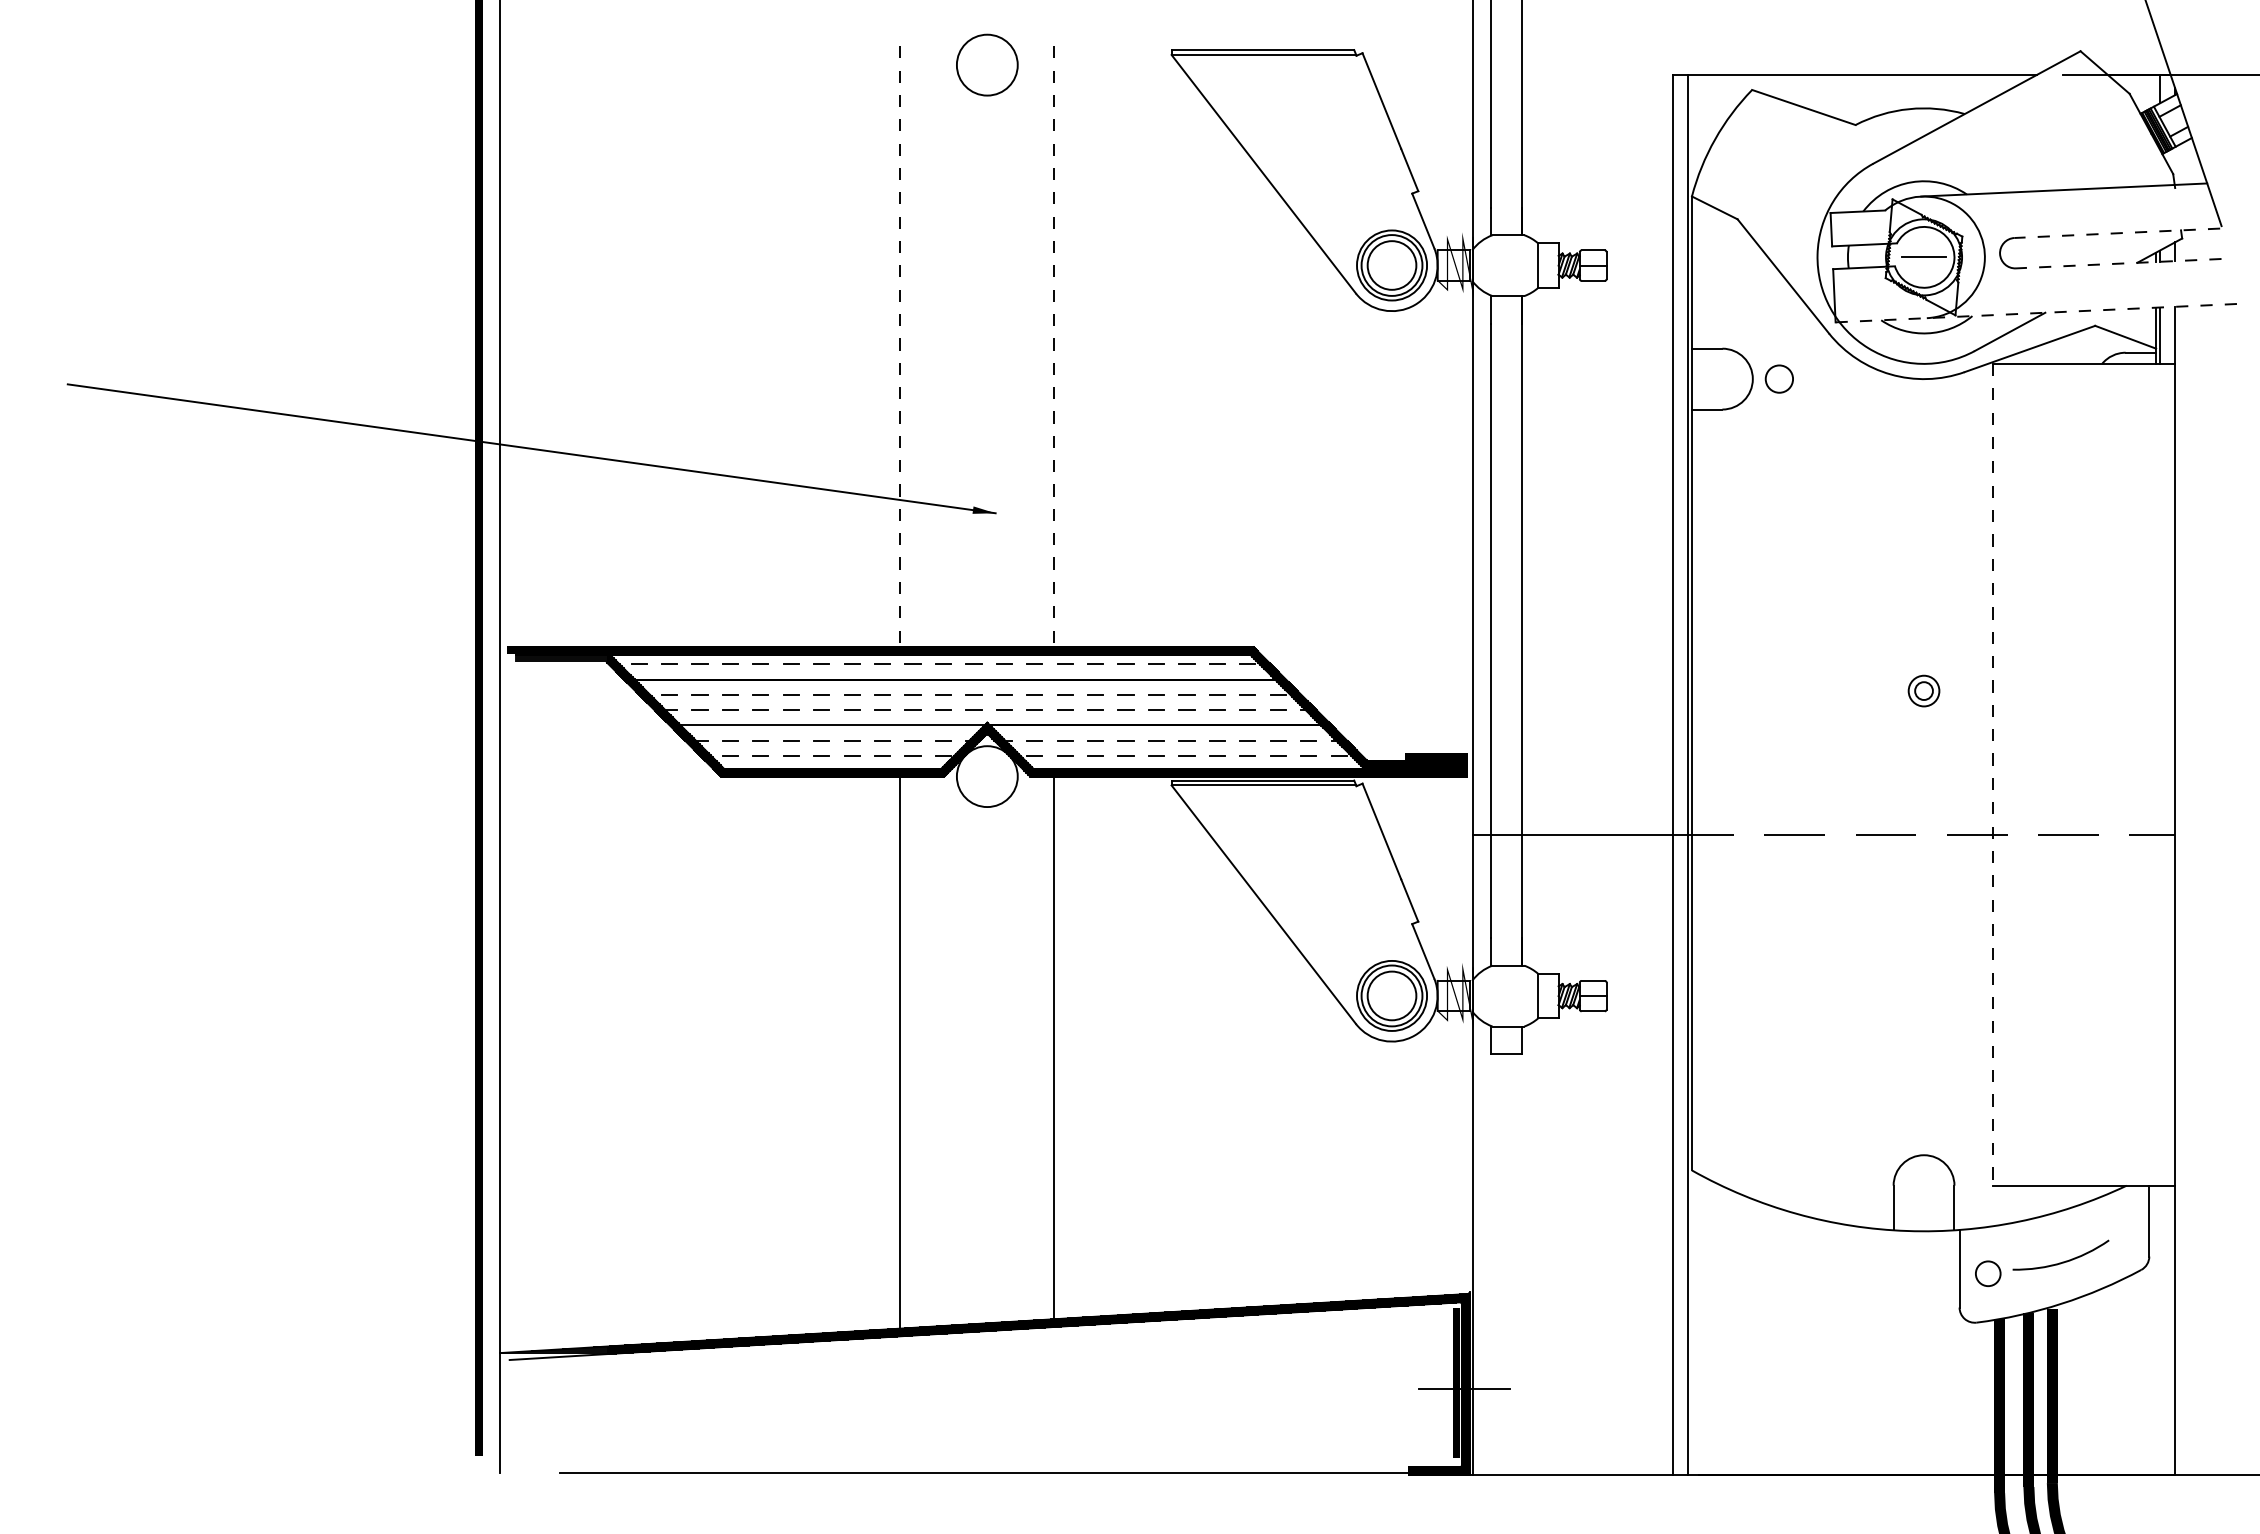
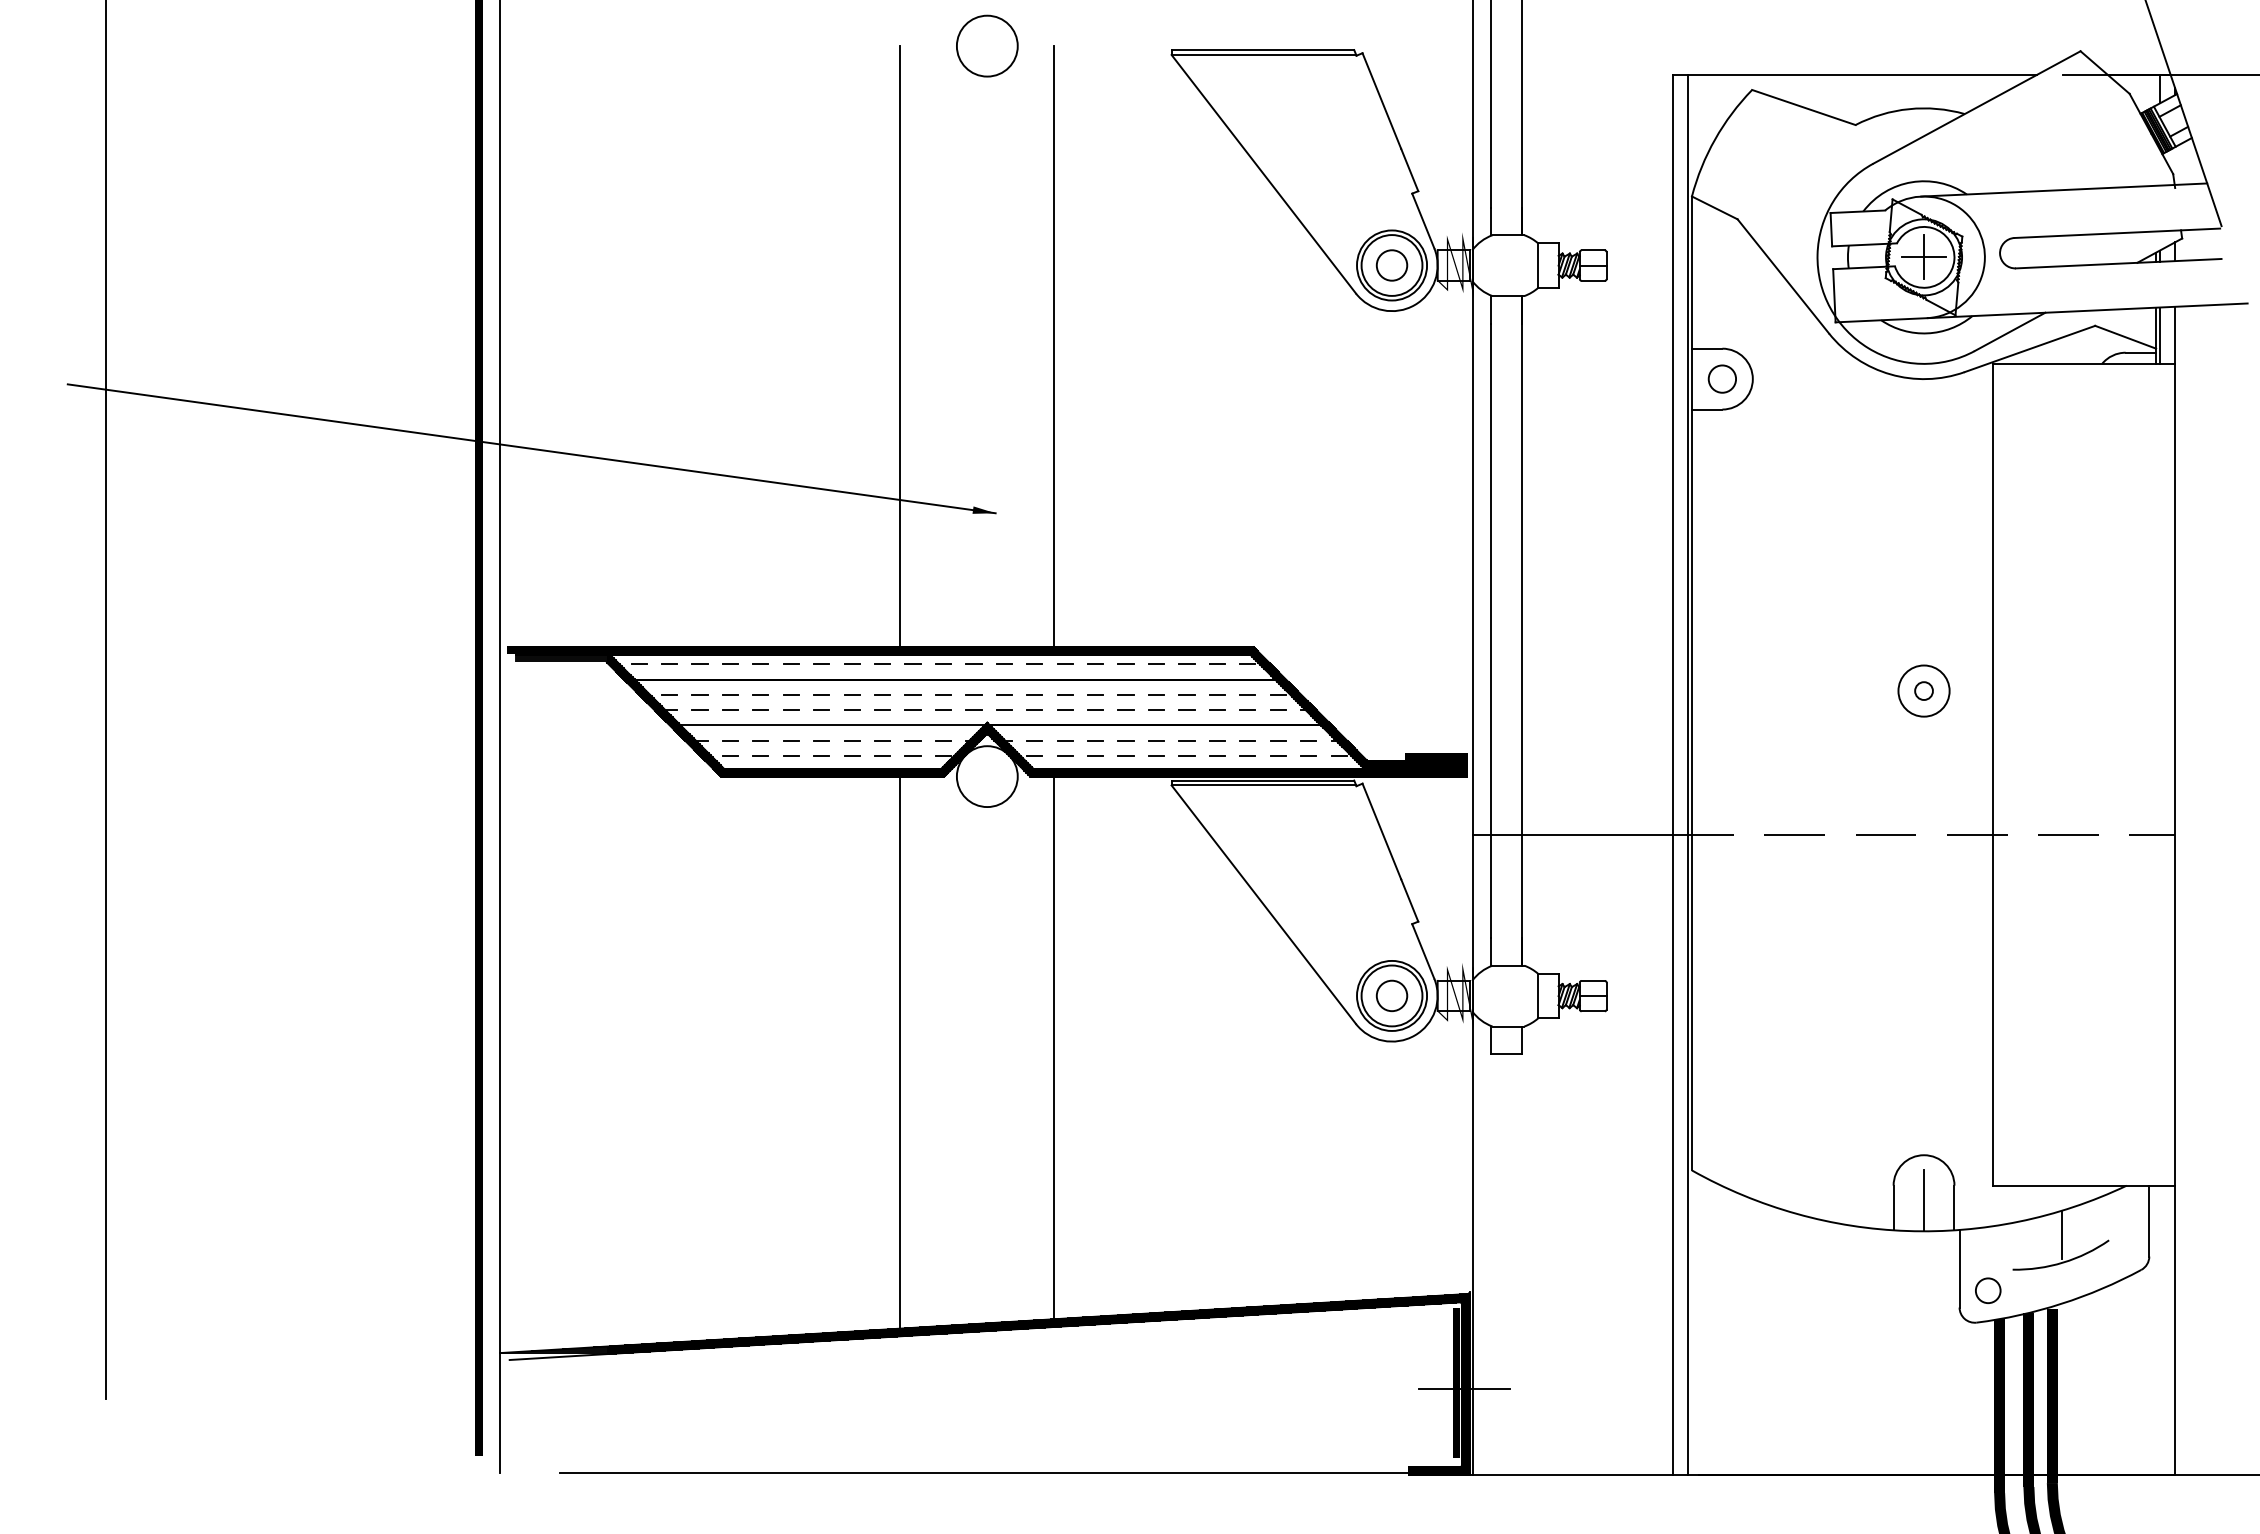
circle position: (987, 64) -> (987, 45) (987, 45)
line: dashed -> solid (2117, 233)
line: none -> present (1924, 257)
line: dashed -> solid (2118, 263)
circle diameter: 49 px -> 30 px (1391, 265)
line: dashed -> solid (2042, 312)
line: dashed -> solid (900, 346)
line: dashed -> solid (1054, 346)
circle position: (1778, 378) -> (1721, 378) (1721, 378)
circle diameter: 31 px -> 51 px (1923, 690)
line: none -> present (105, 700)
line: dashed -> solid (1992, 774)
circle diameter: 49 px -> 30 px (1391, 995)
line: none -> present (1924, 1200)
line: none -> present (2061, 1234)
circle position: (1988, 1273) -> (1988, 1290) (1988, 1290)
